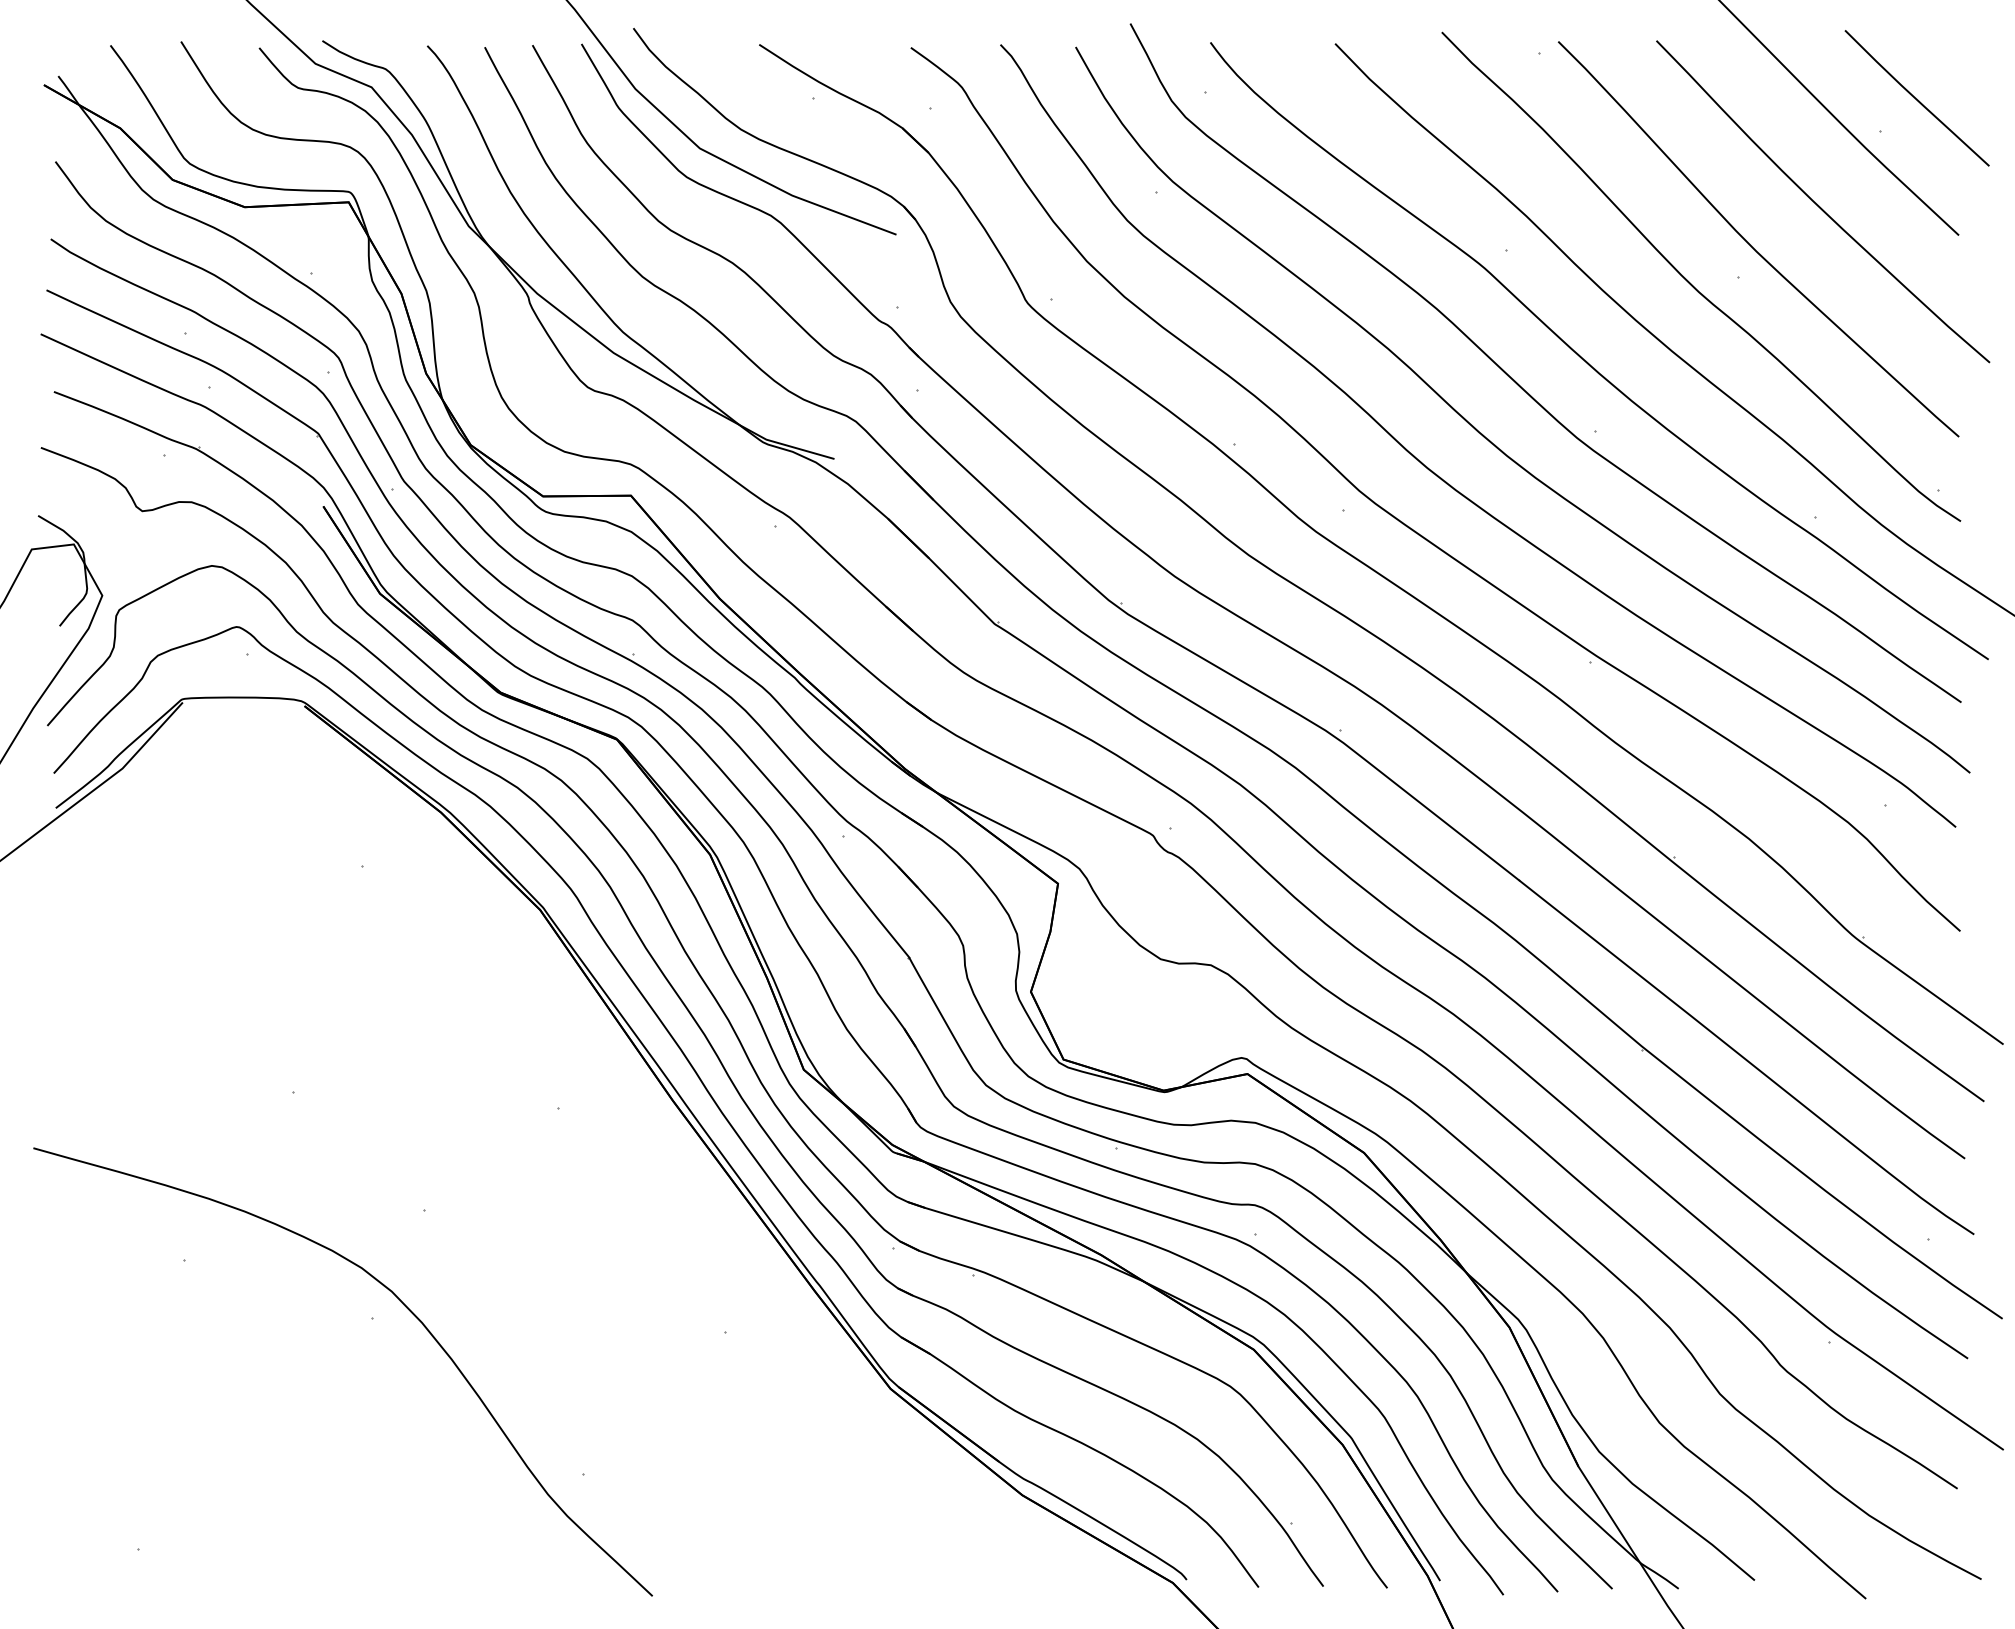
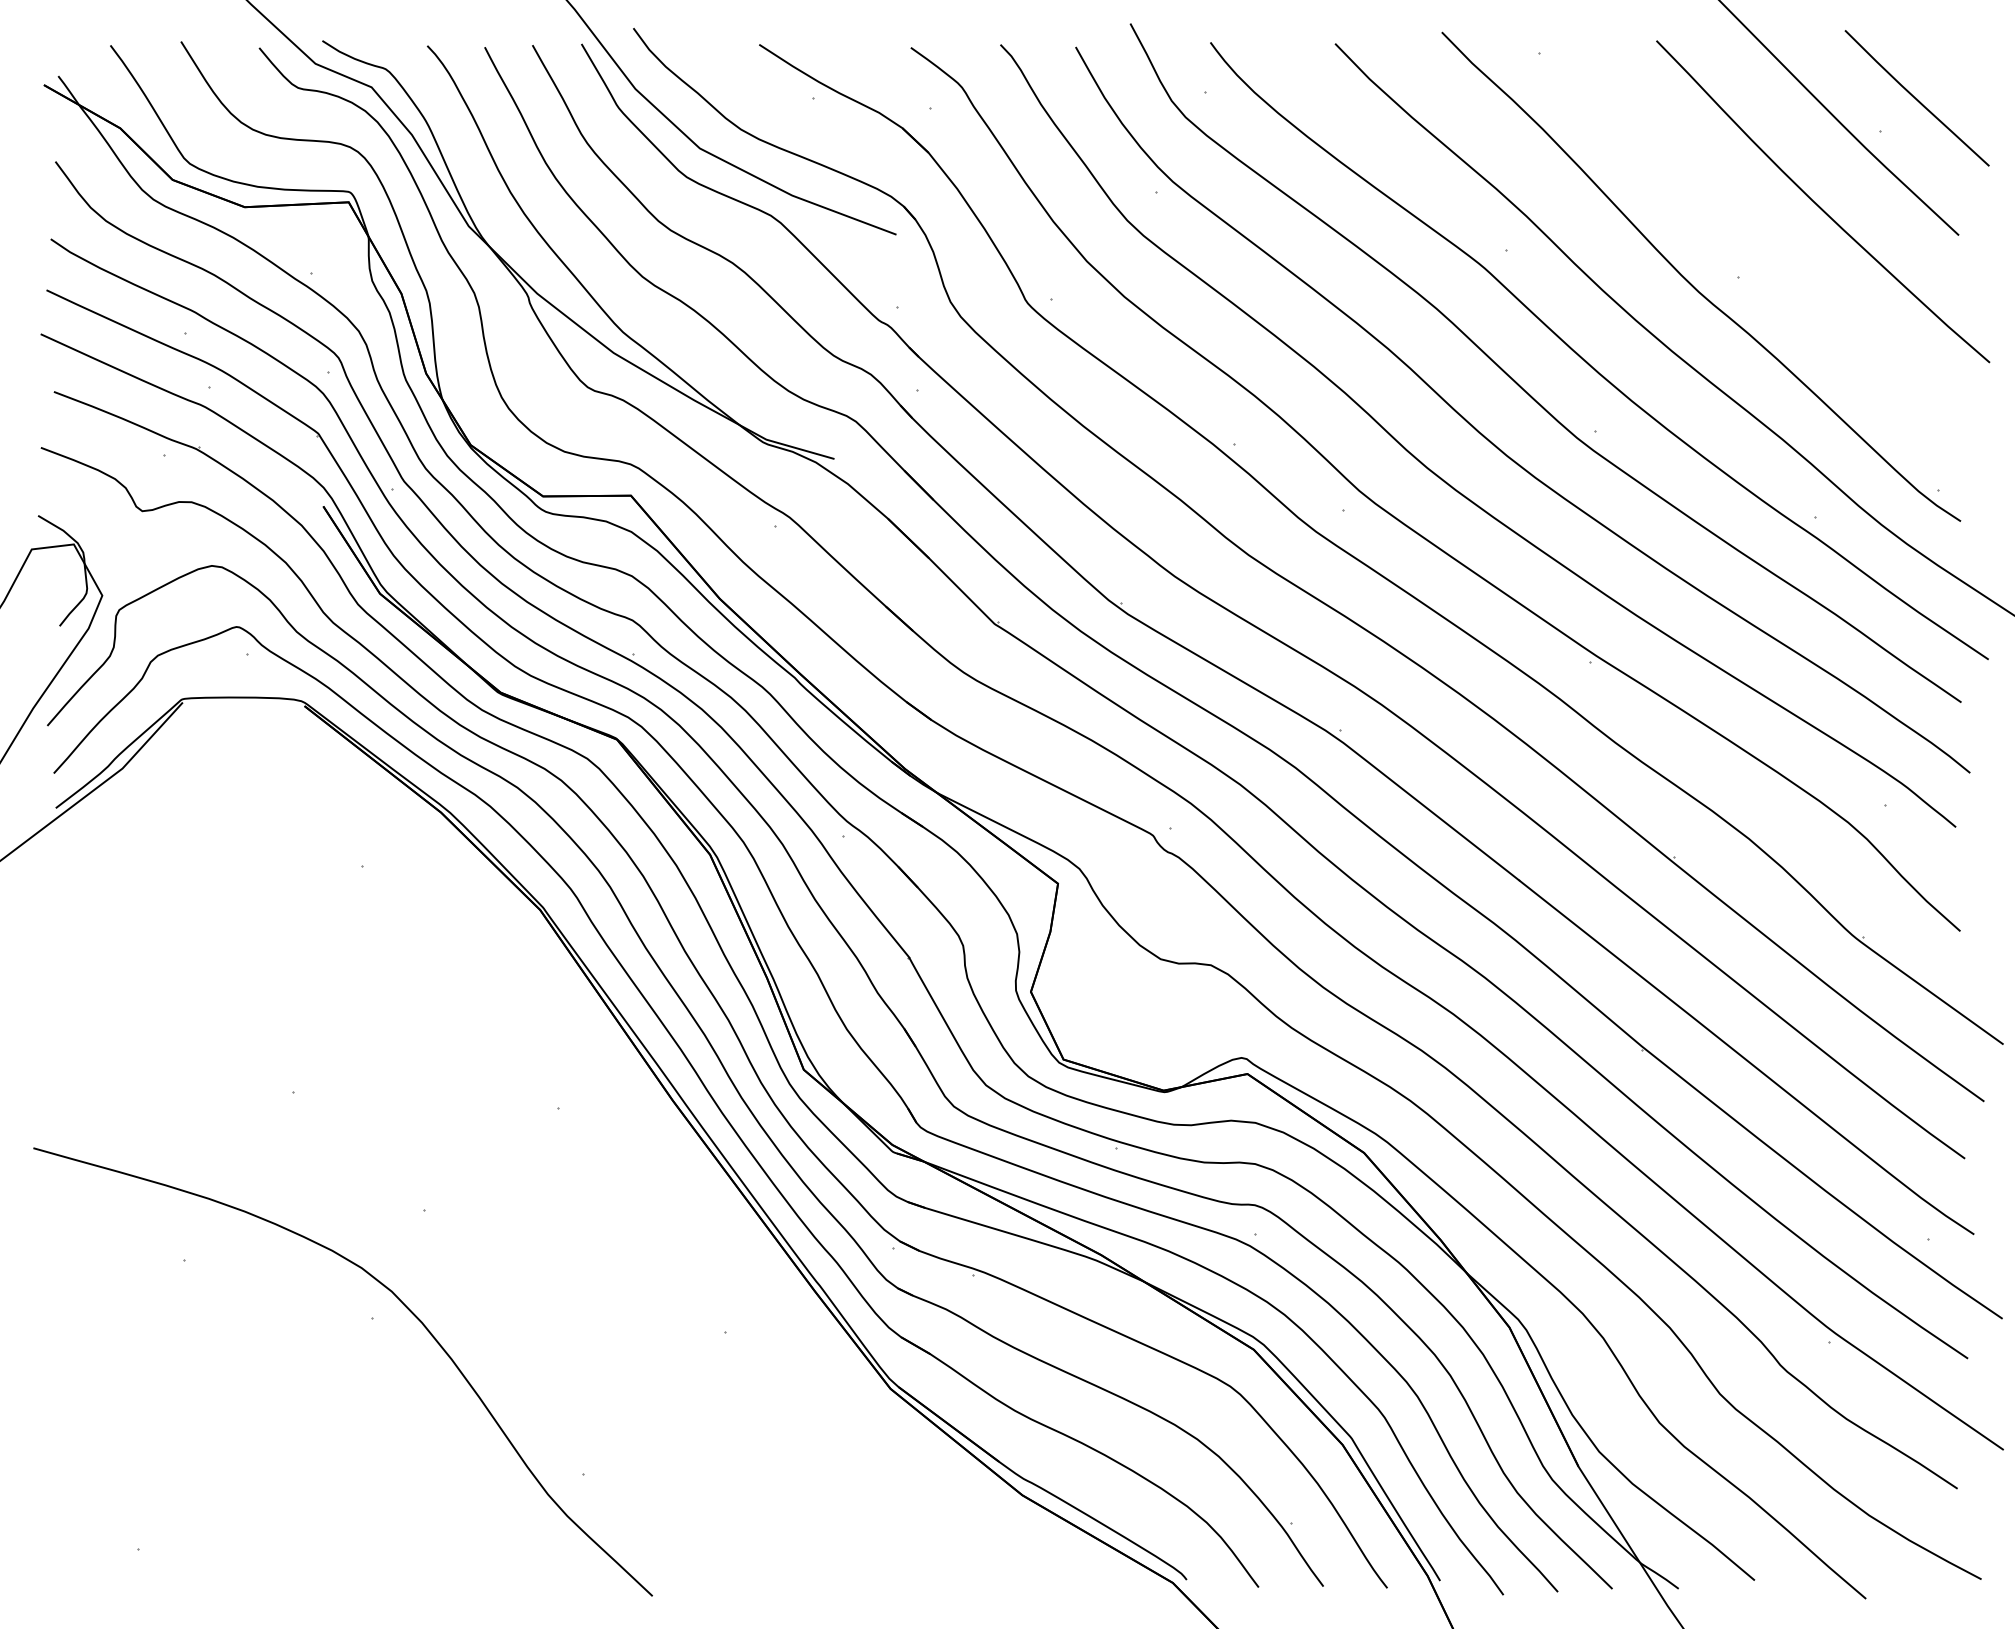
curve: present -> none (1751, 245)
